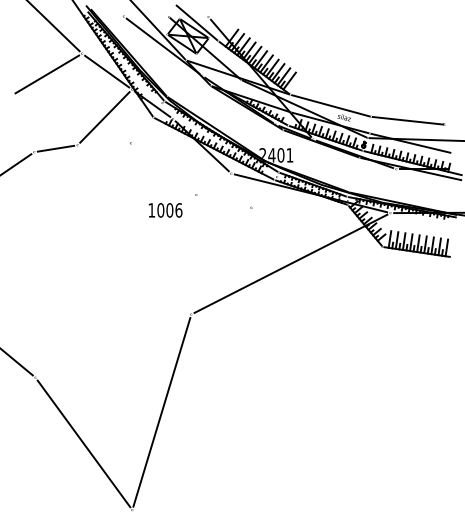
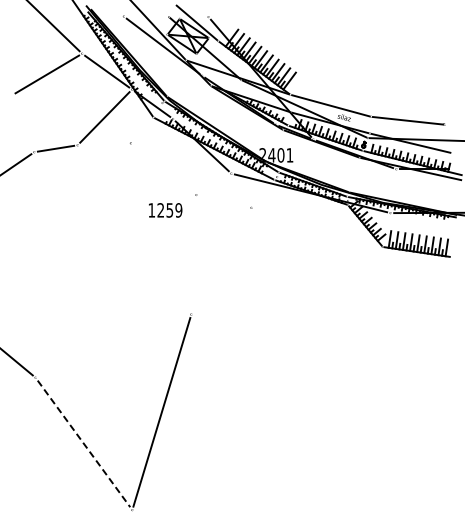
text: 1006 -> 1259 (169, 210)
line: present -> none (290, 263)
line: solid -> dashed (84, 444)
